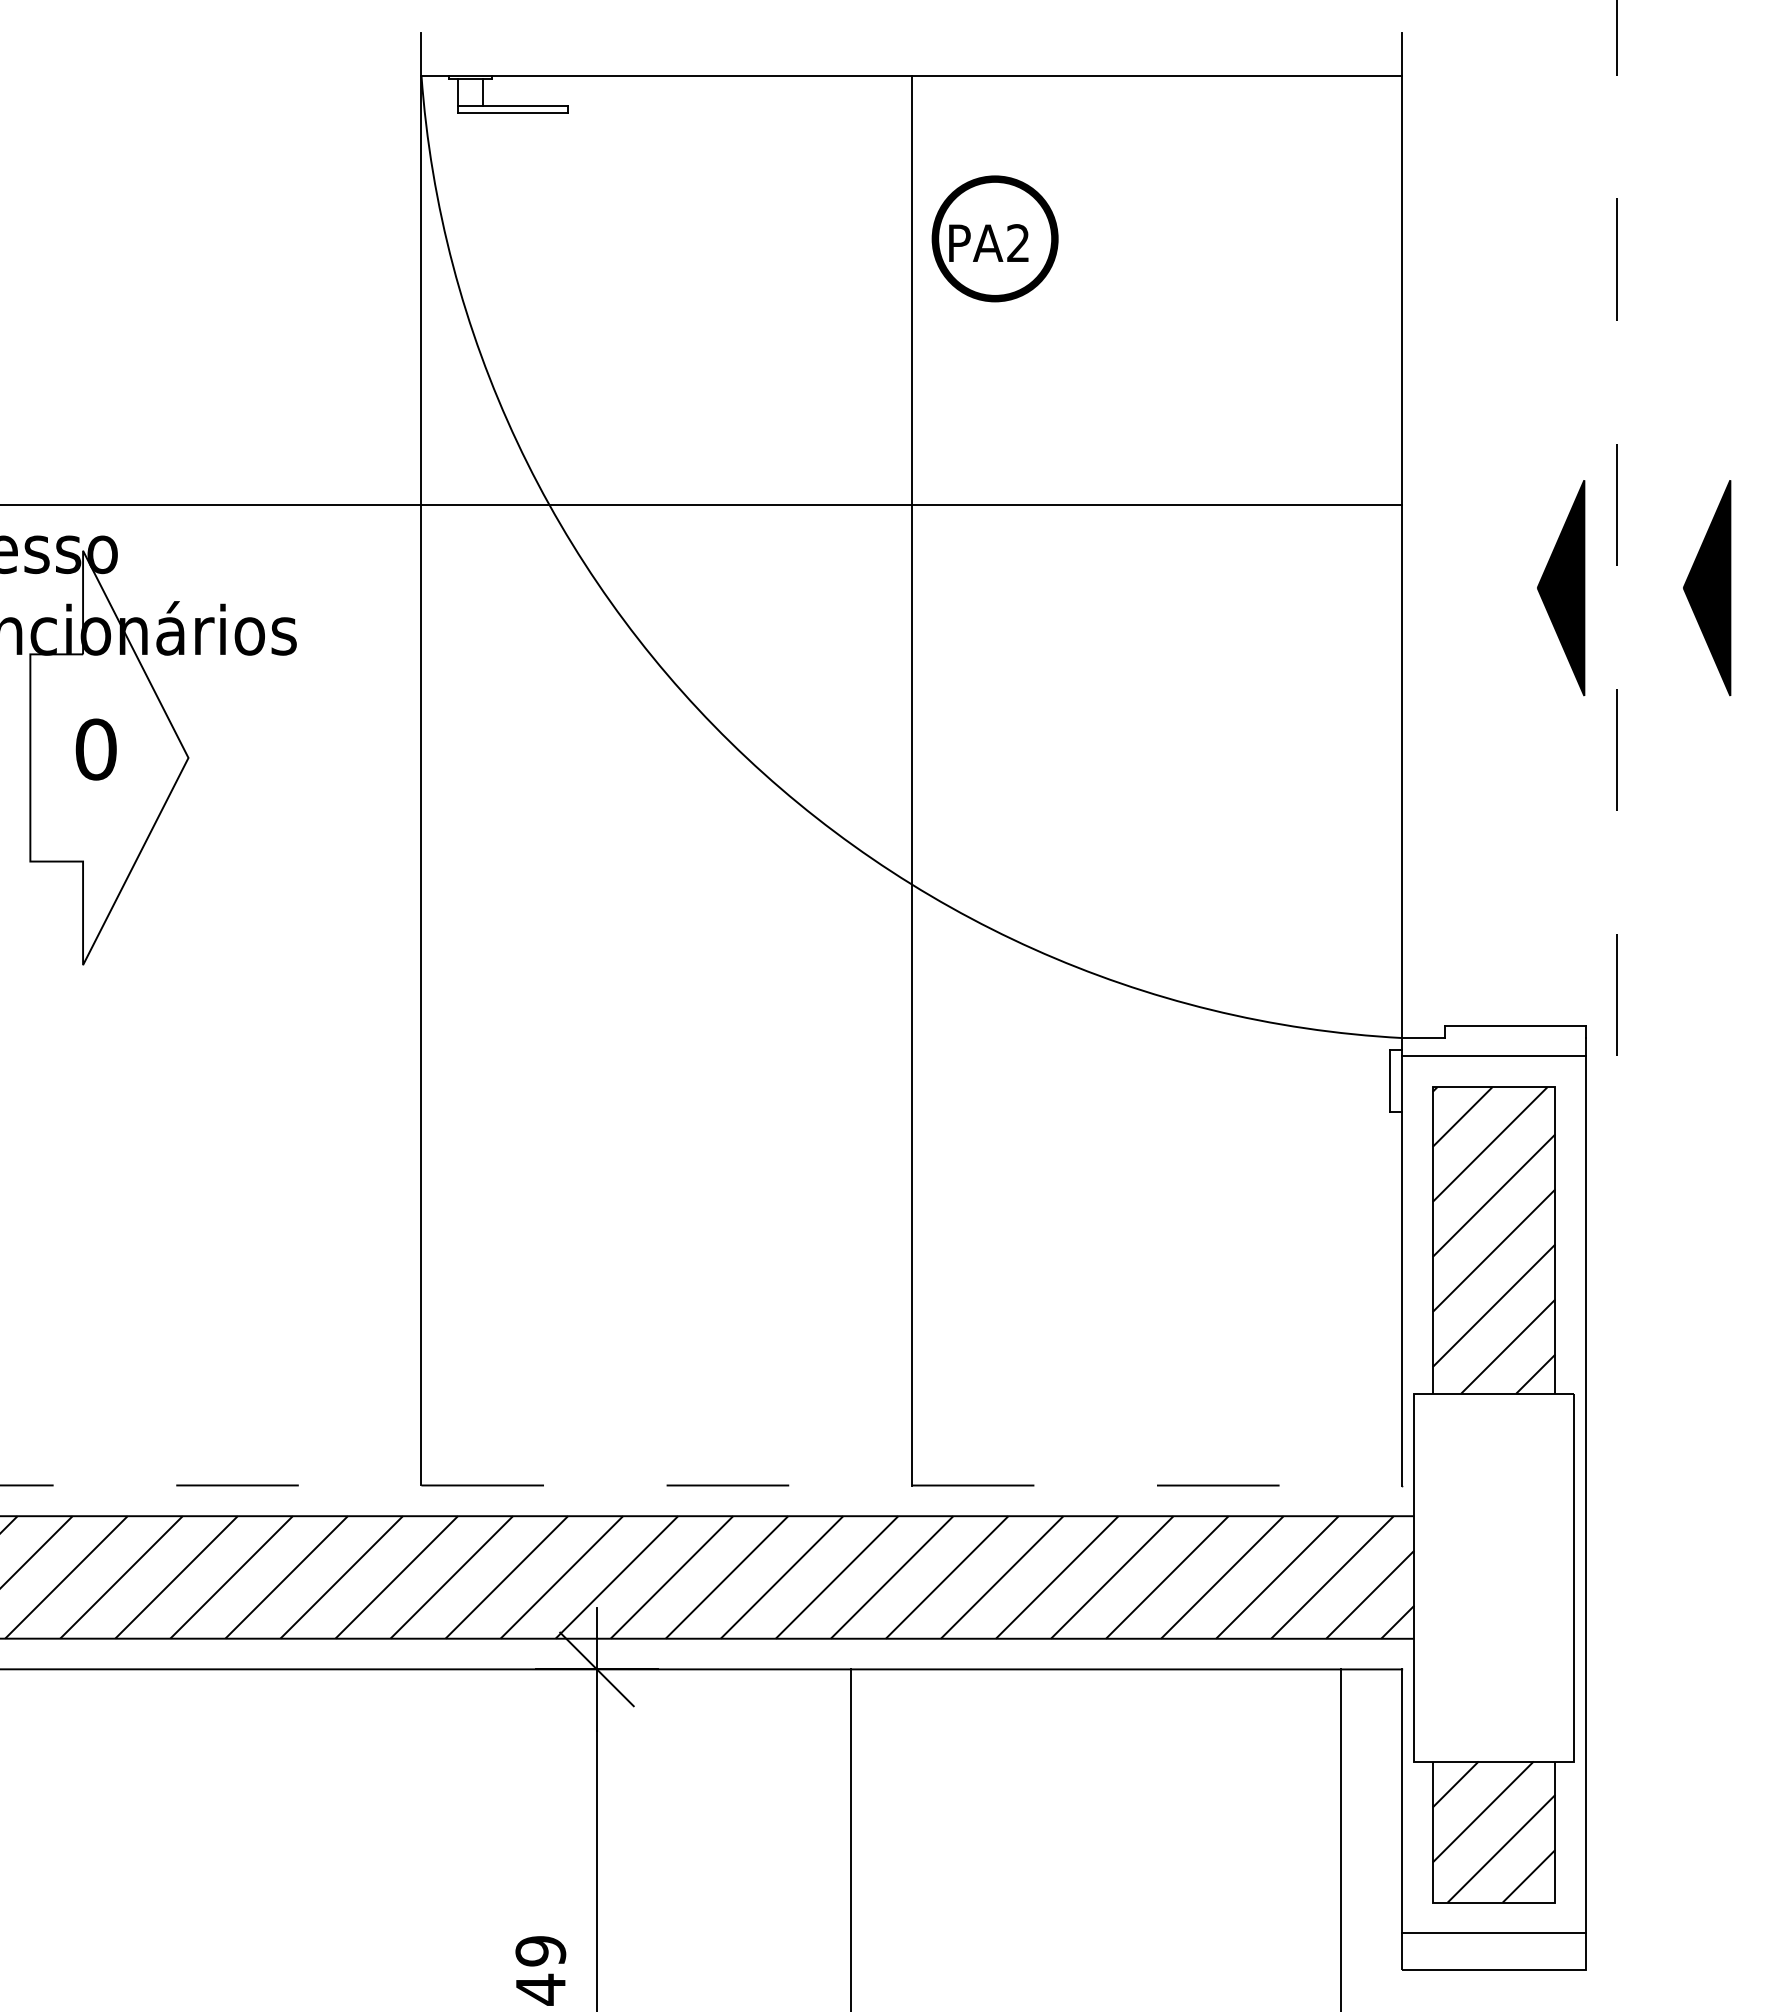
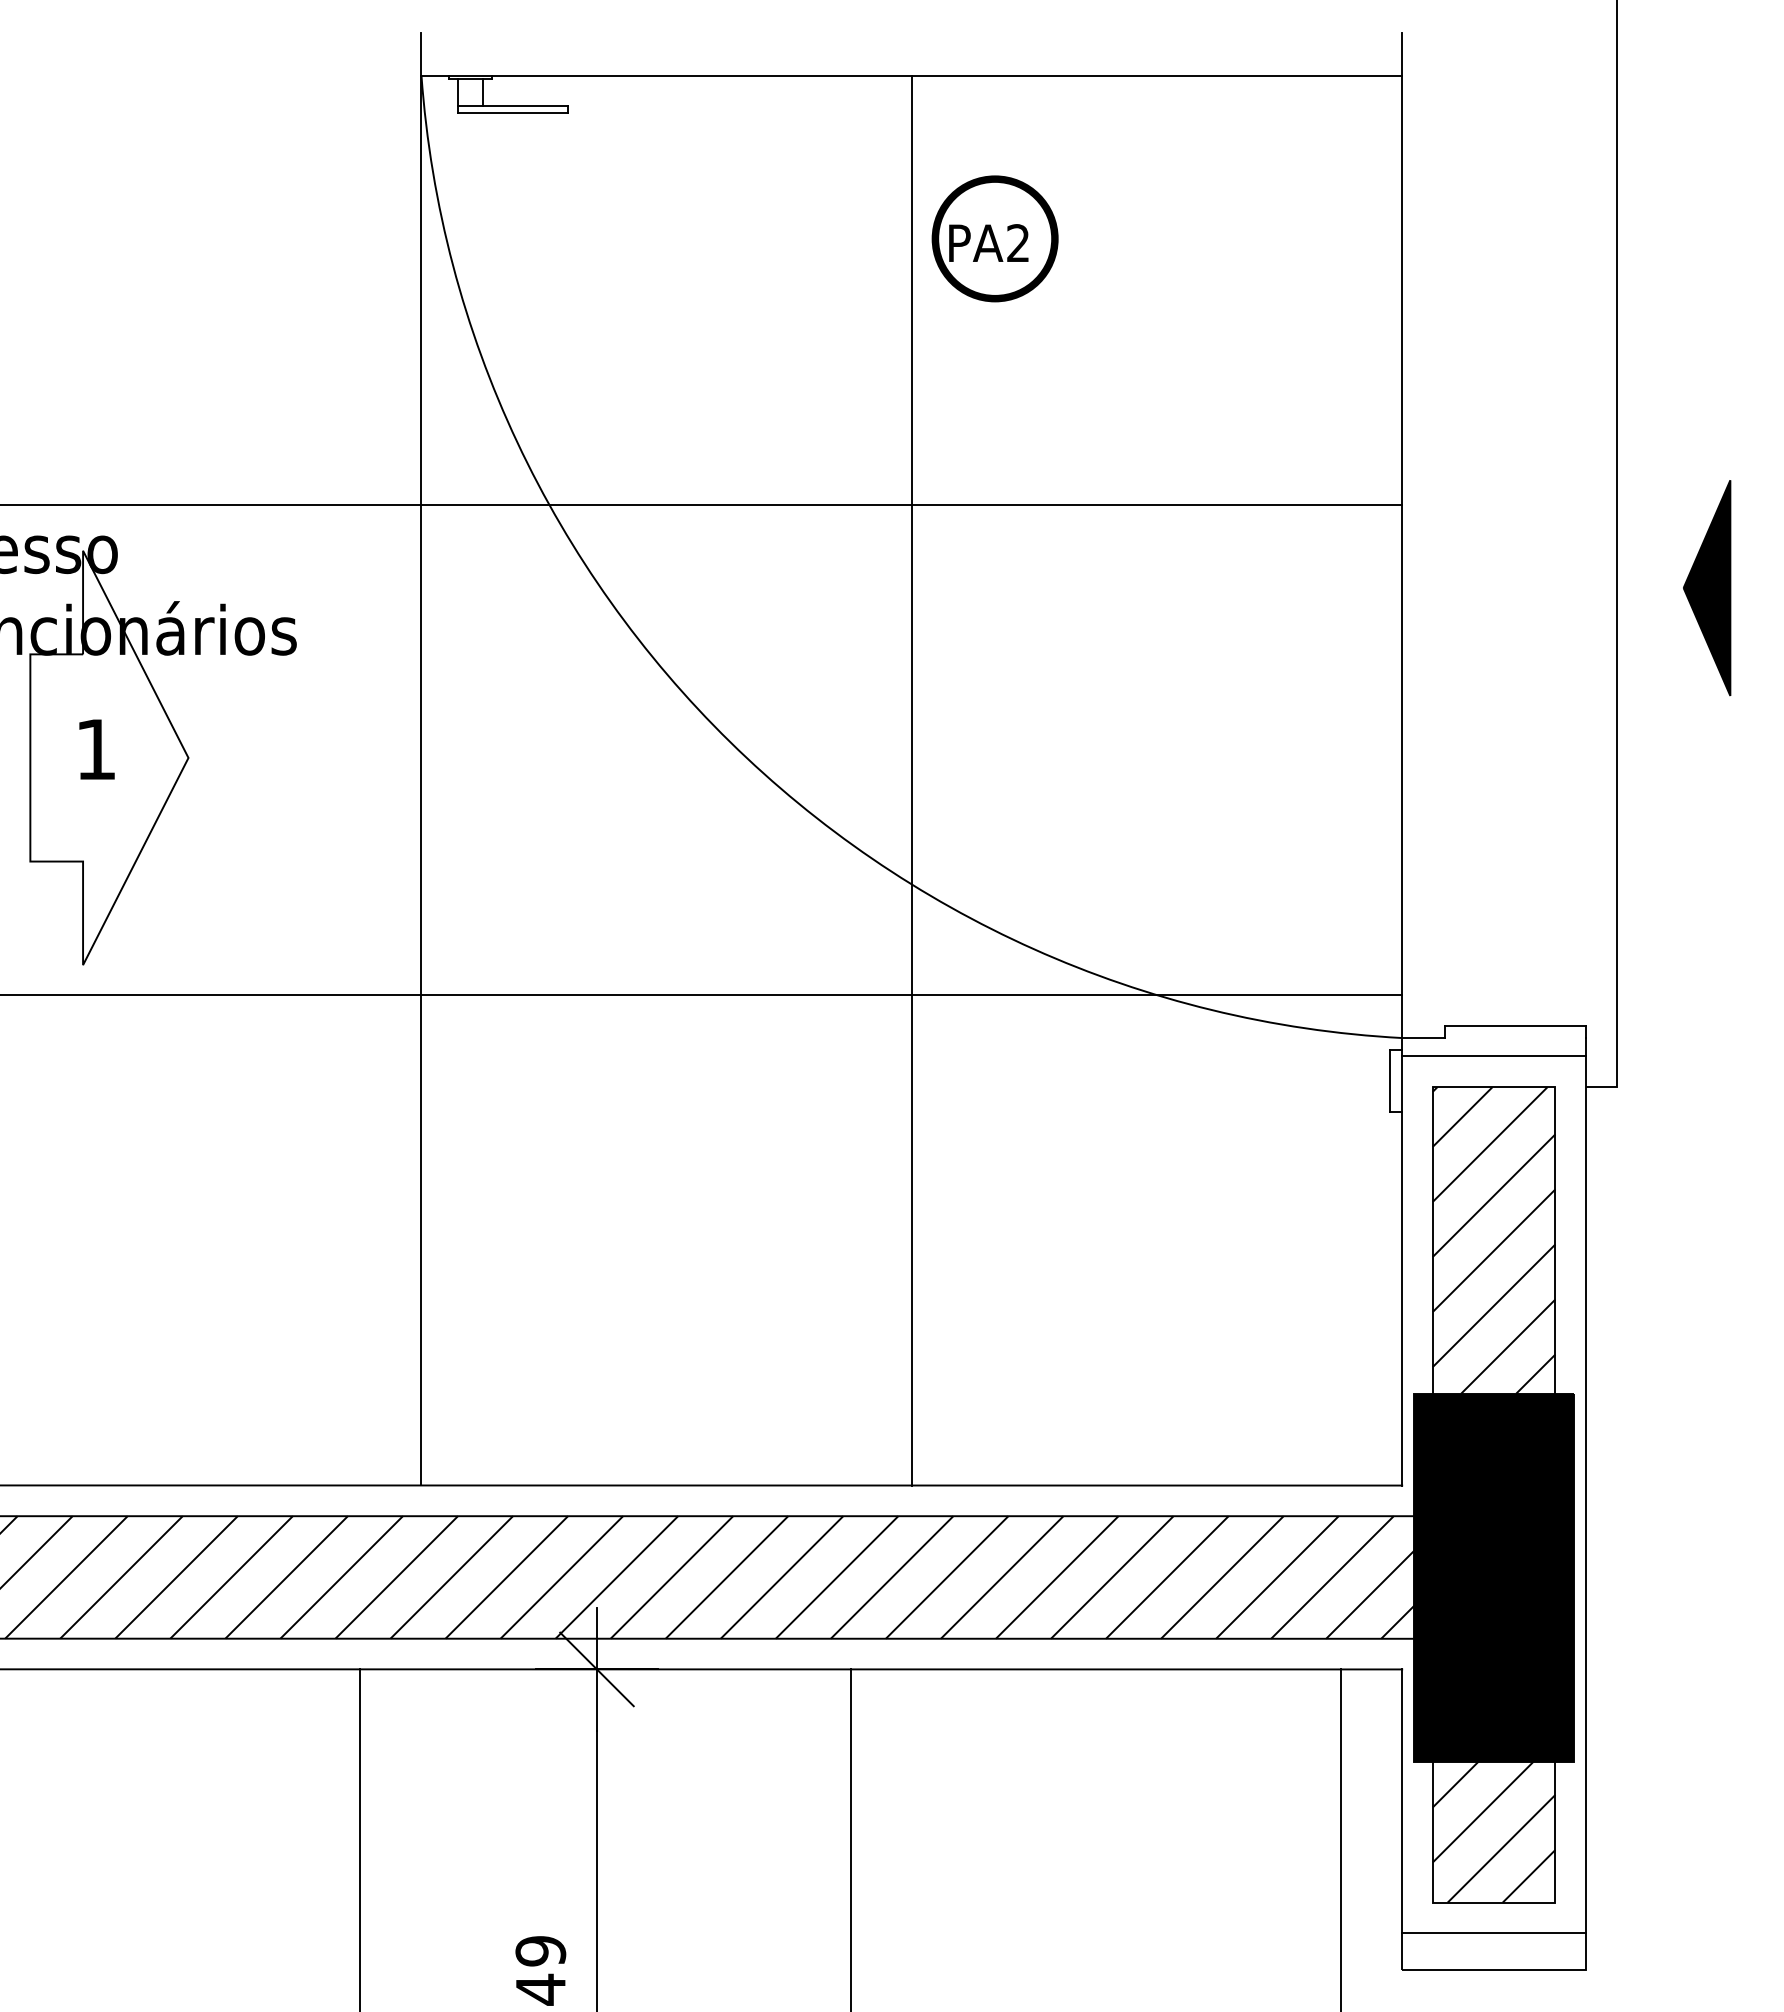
line: dashed -> solid (1616, 560)
part: present -> none (1561, 588)
text: 0 -> 1 (95, 749)
line: none -> present (702, 995)
line: dashed -> solid (701, 1485)
fill: none -> present (1493, 1577)
line: none -> present (360, 1838)
